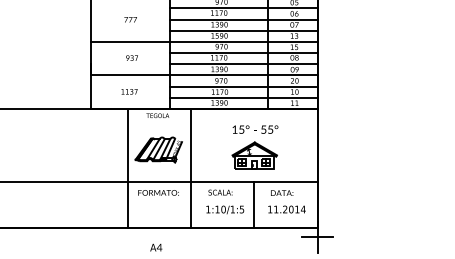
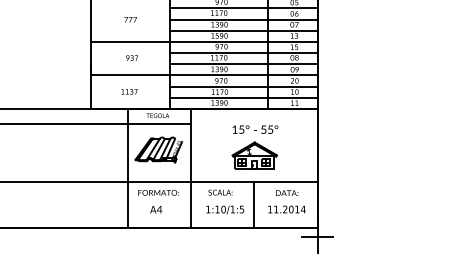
line: none -> present (96, 124)
text position: (282, 192) -> (287, 192) (287, 192)
text position: (156, 247) -> (156, 209) (156, 209)
